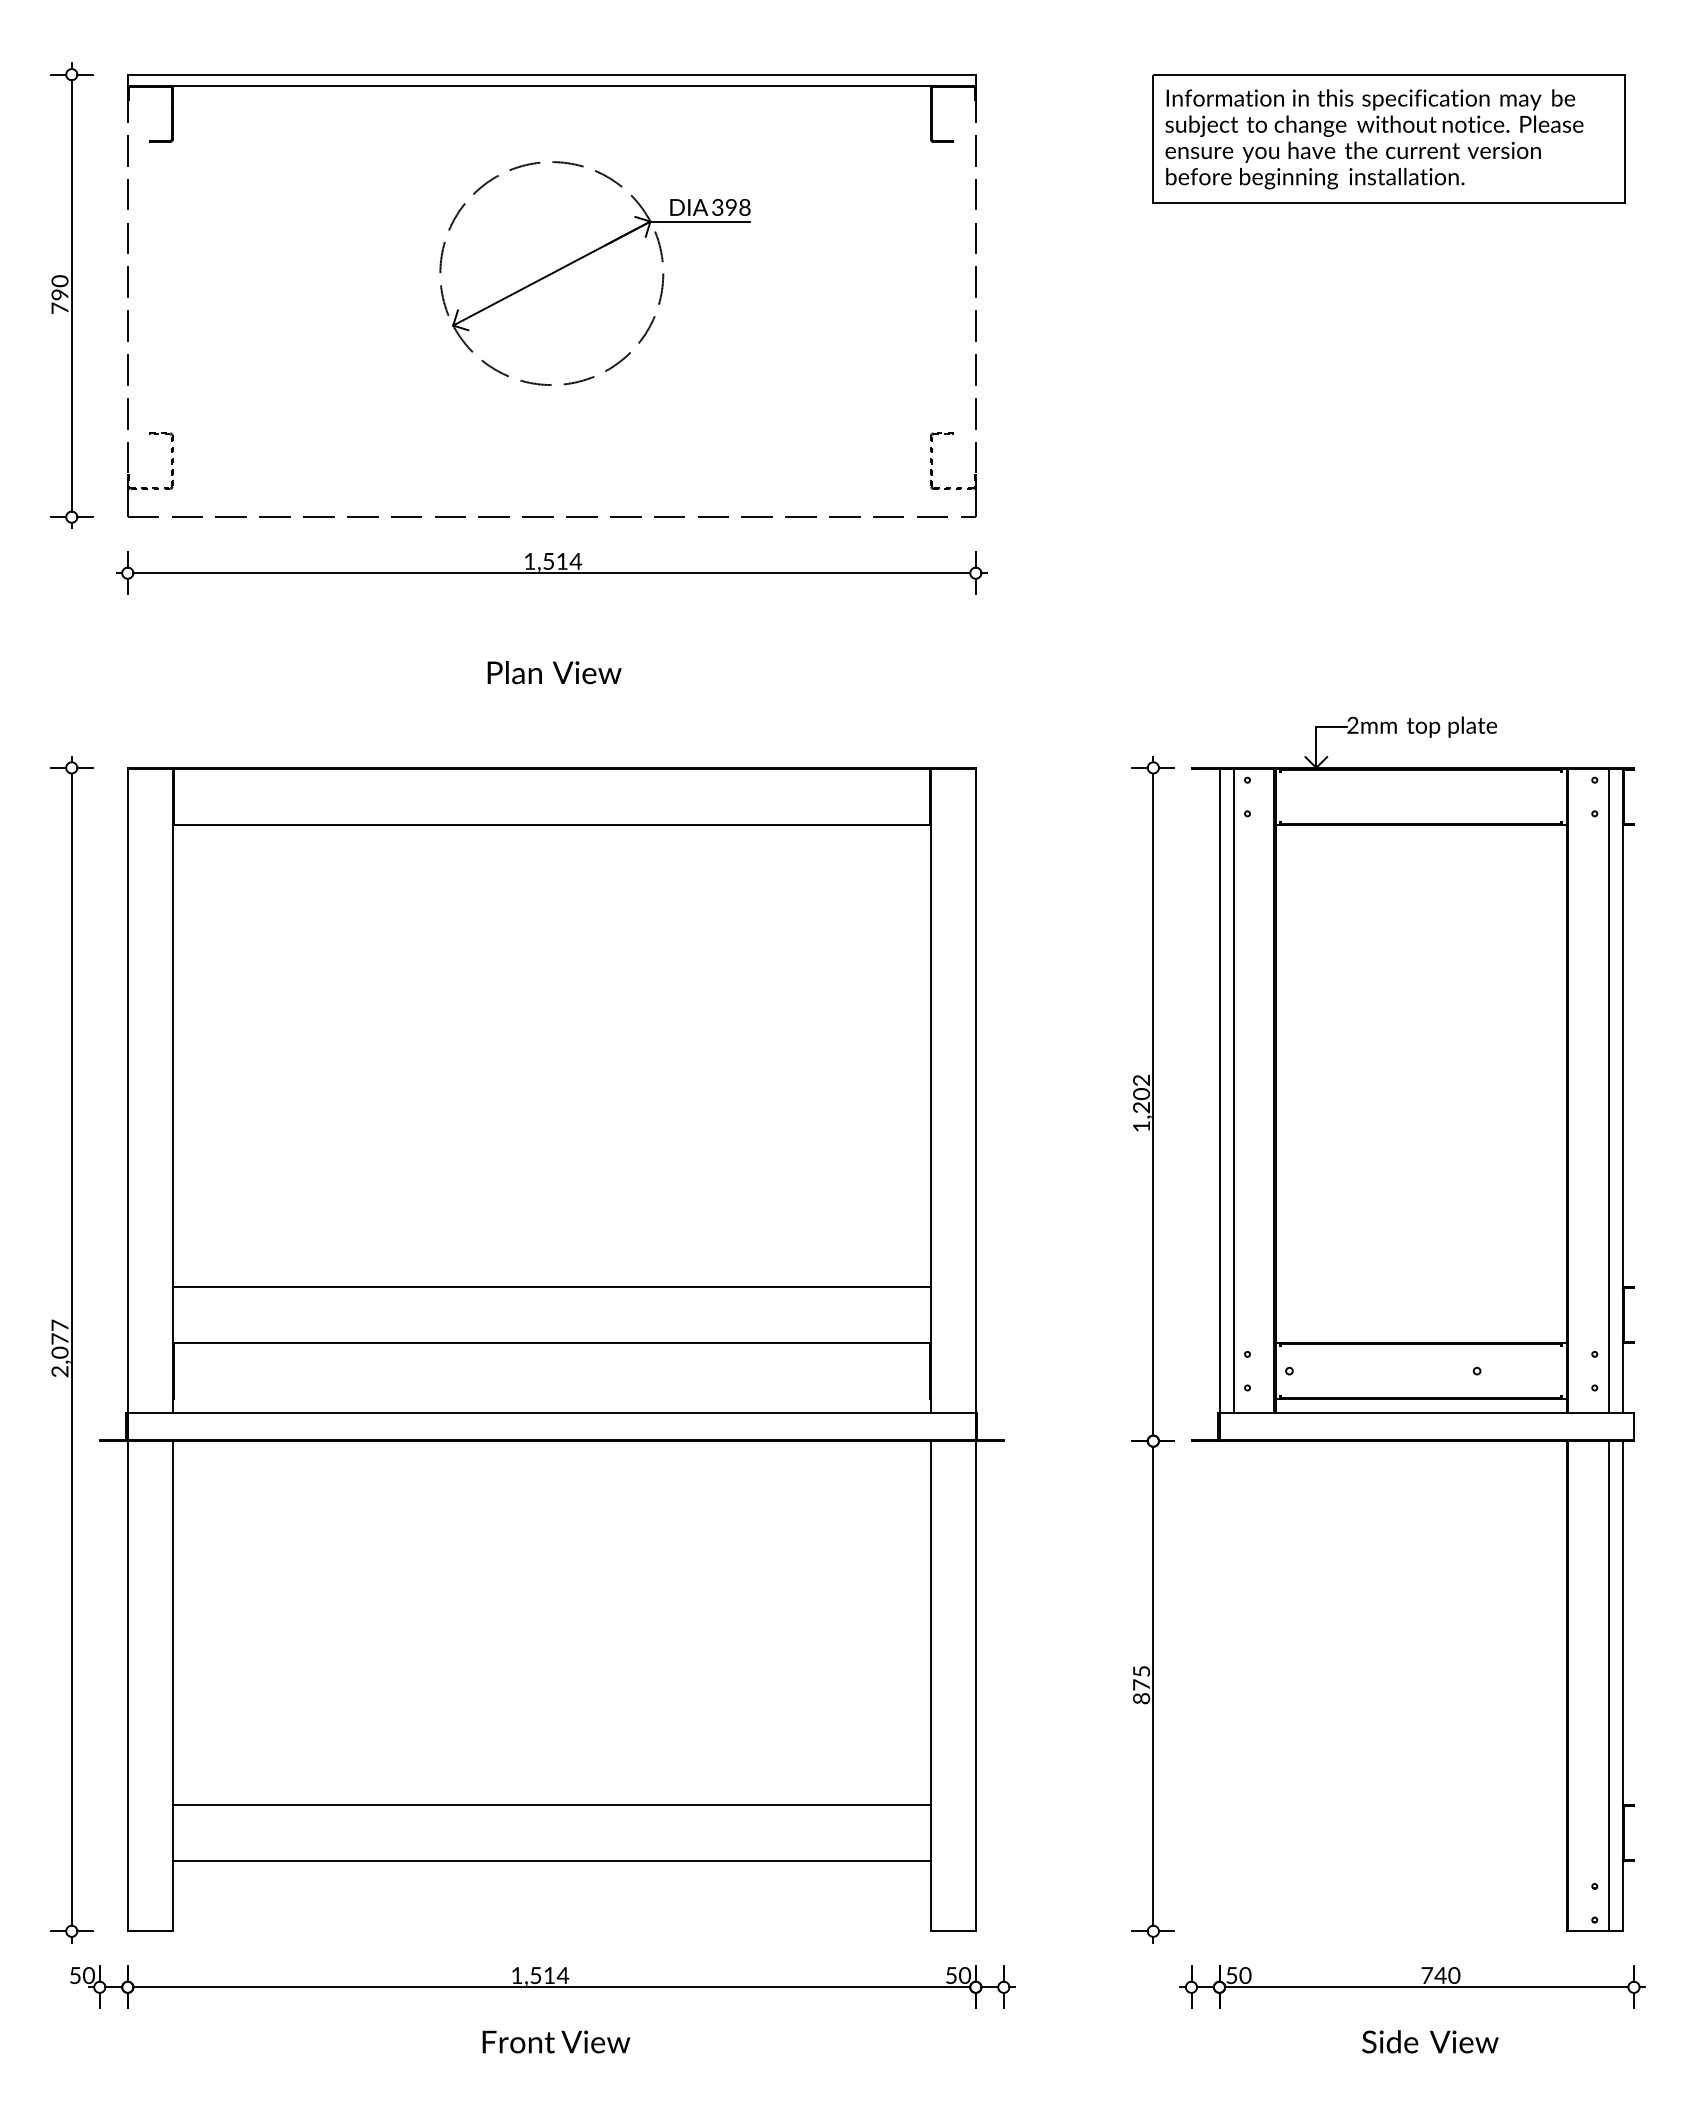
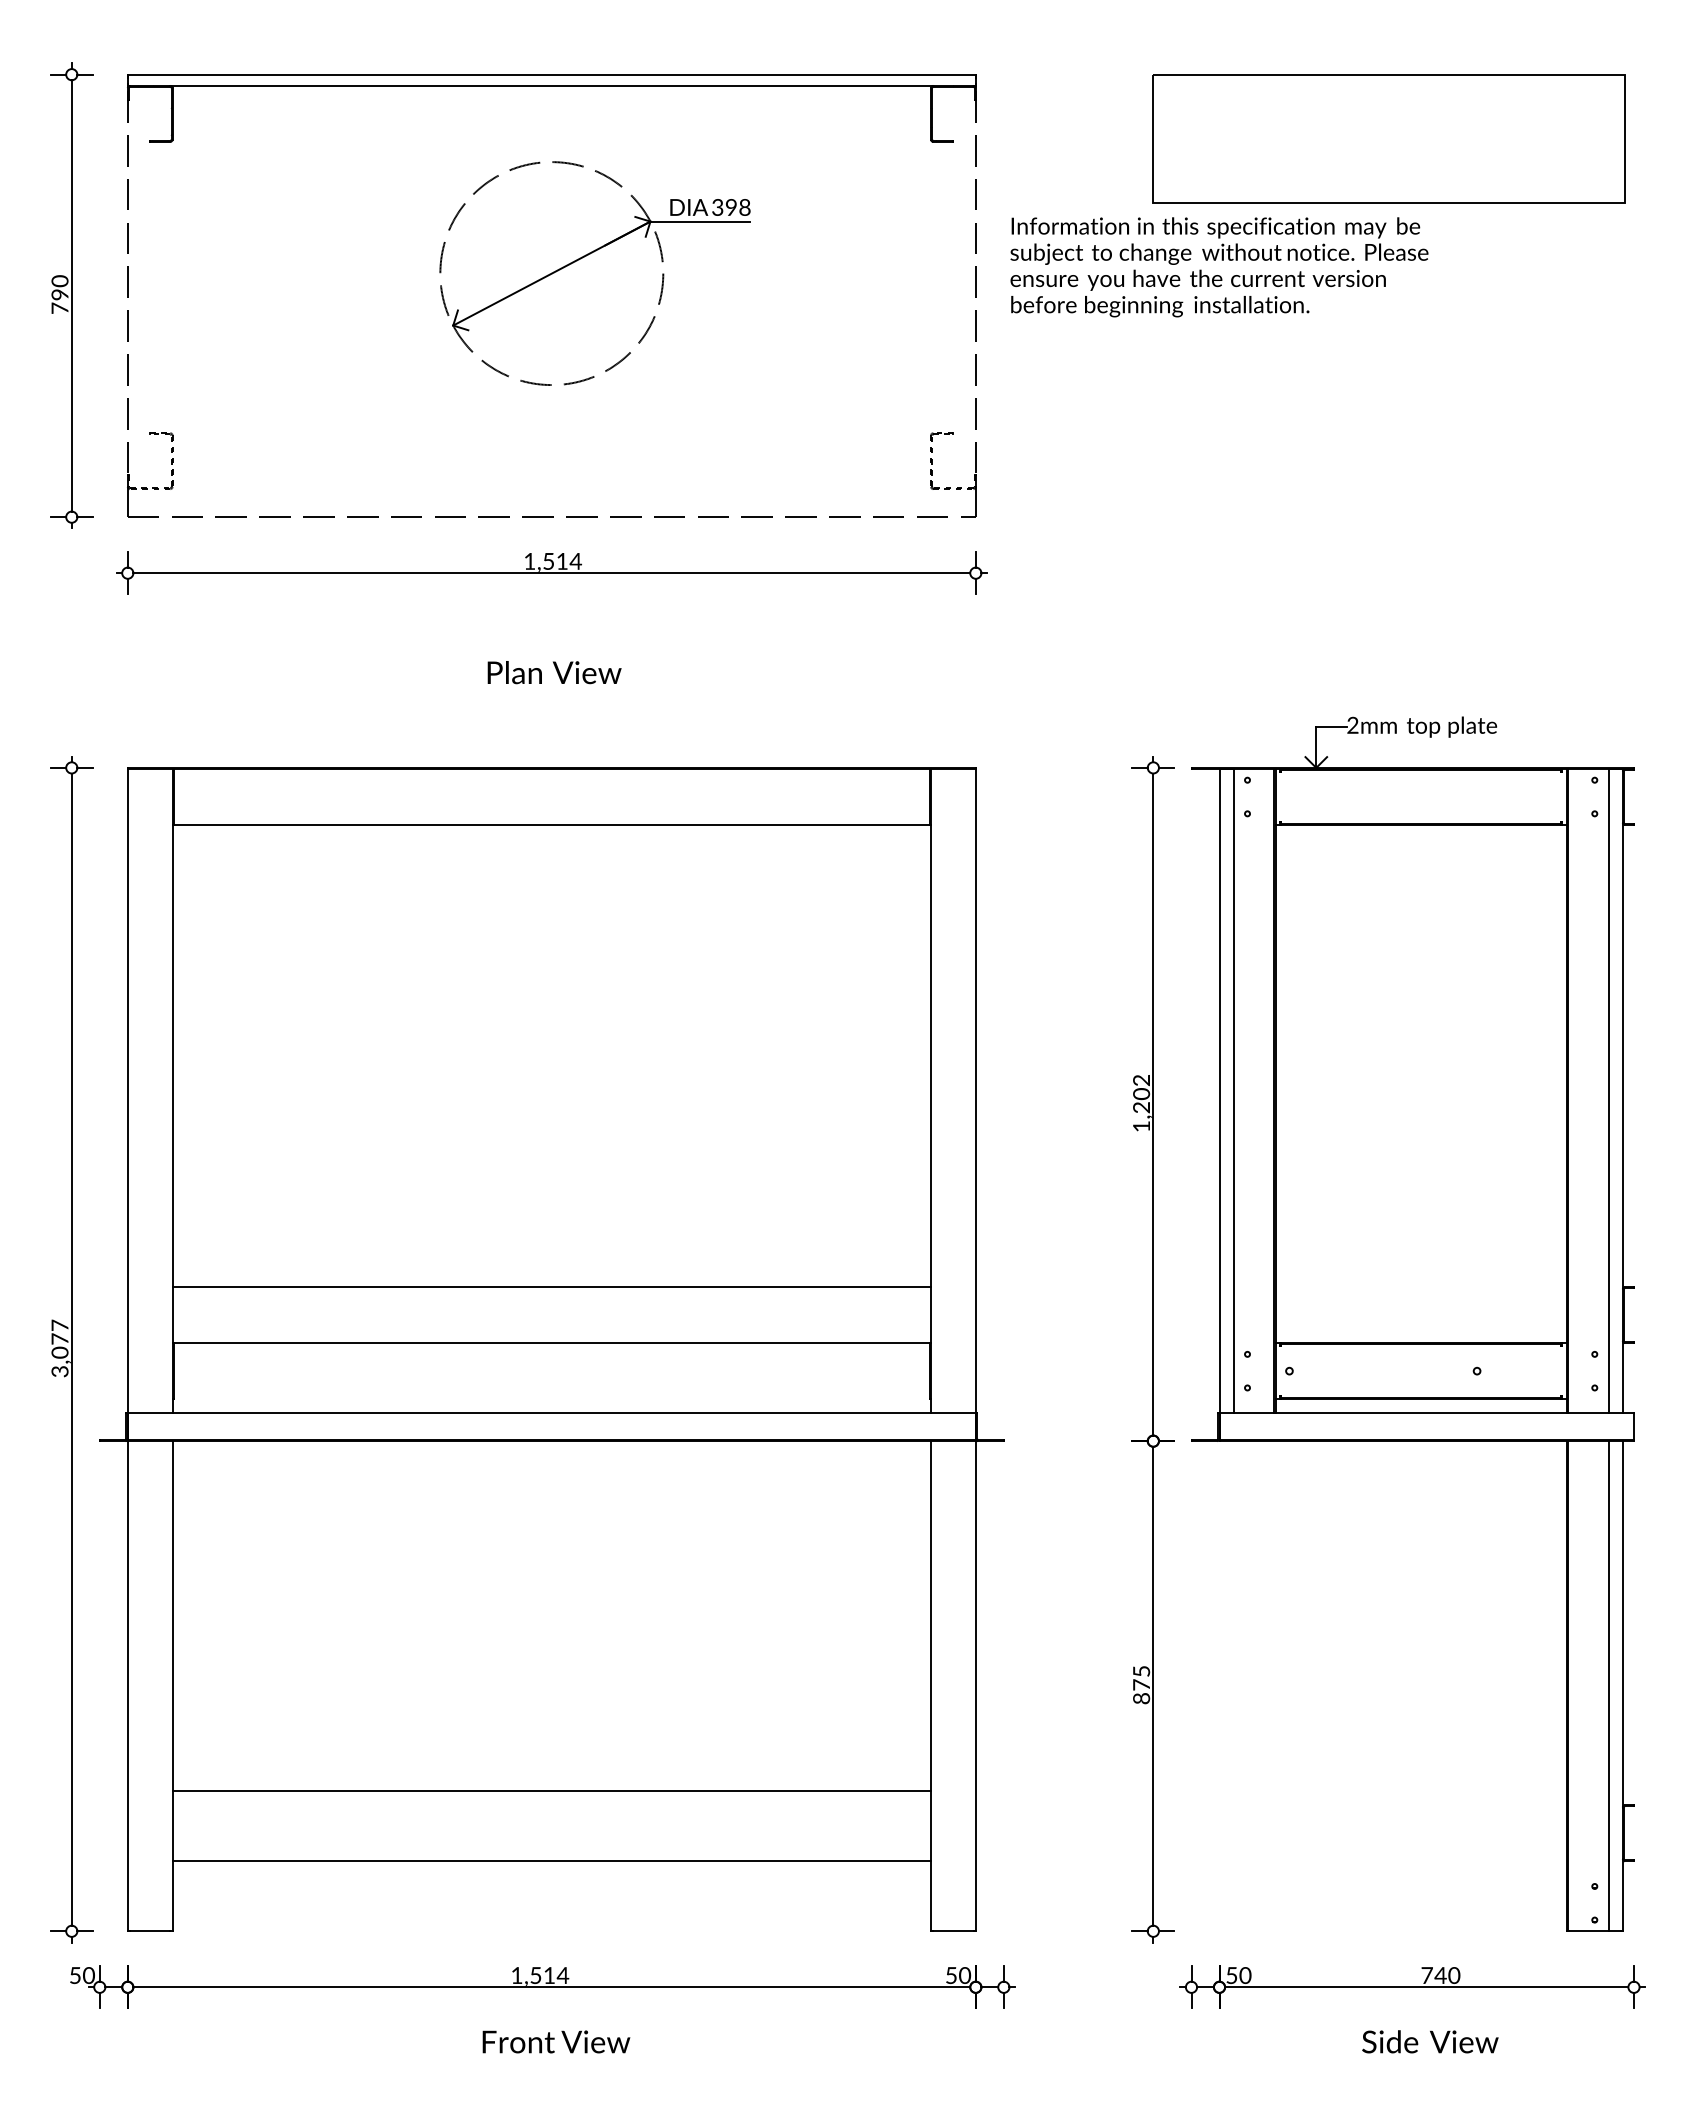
text position: (1374, 139) -> (1219, 267) (1219, 267)
text: 2,077 -> 3,077 (62, 1371)
line position: (551, 1805) -> (551, 1791) (551, 1791)
